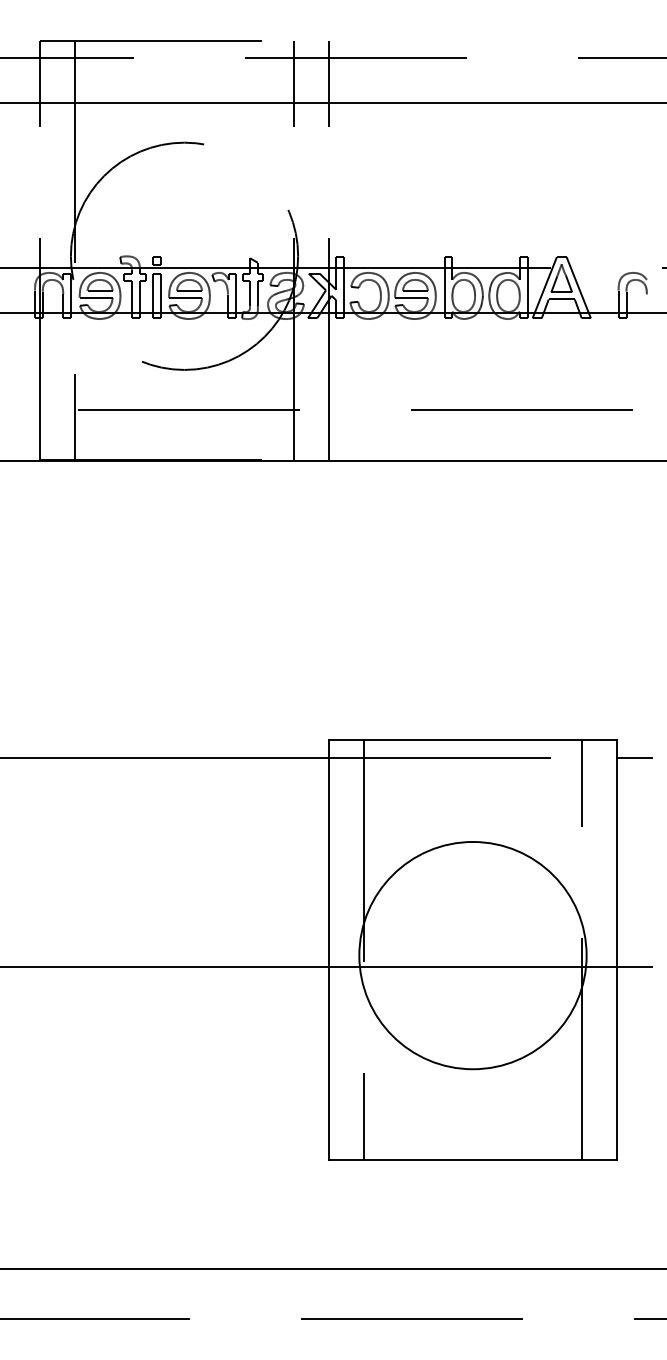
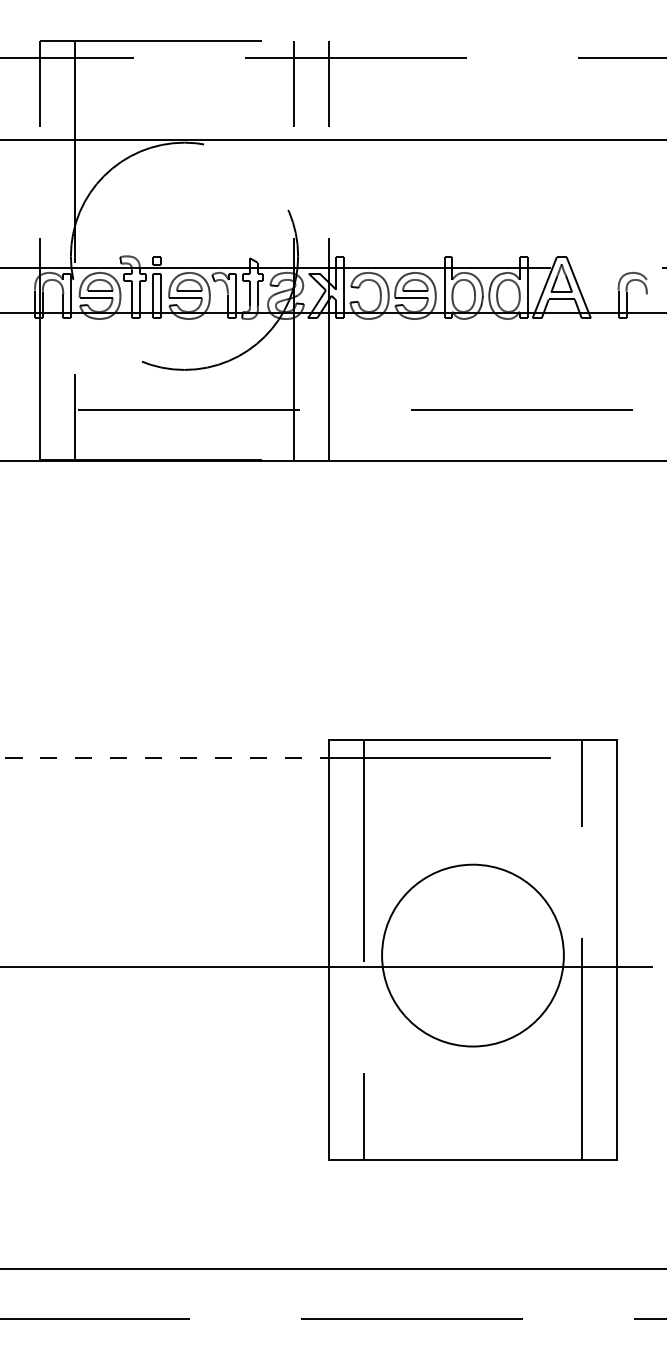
line position: (332, 103) -> (332, 140) (332, 140)
line: solid -> dashed (164, 757)
line: present -> none (634, 757)
circle diameter: 227 px -> 182 px (472, 955)
